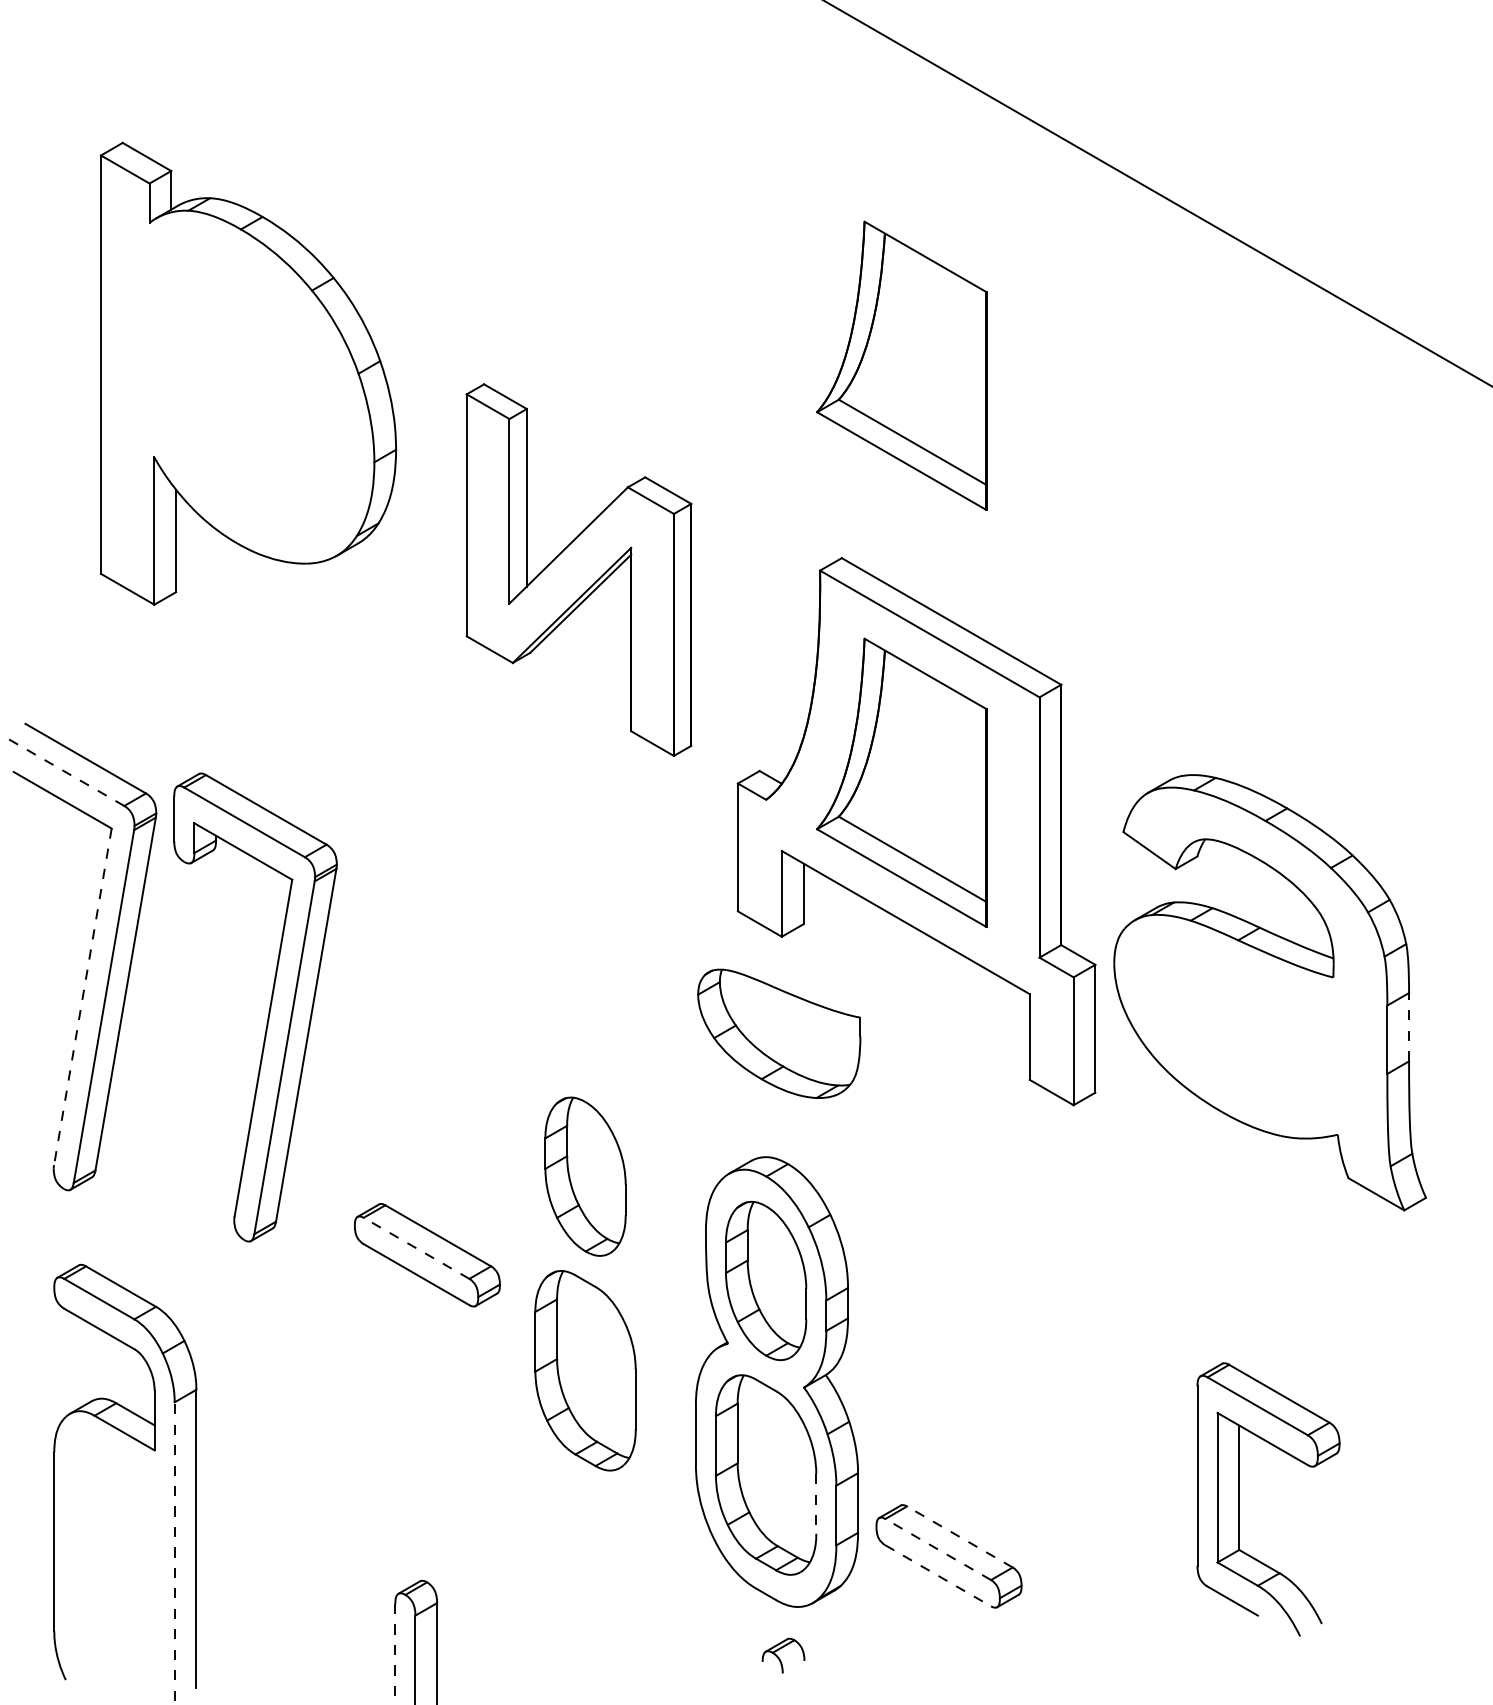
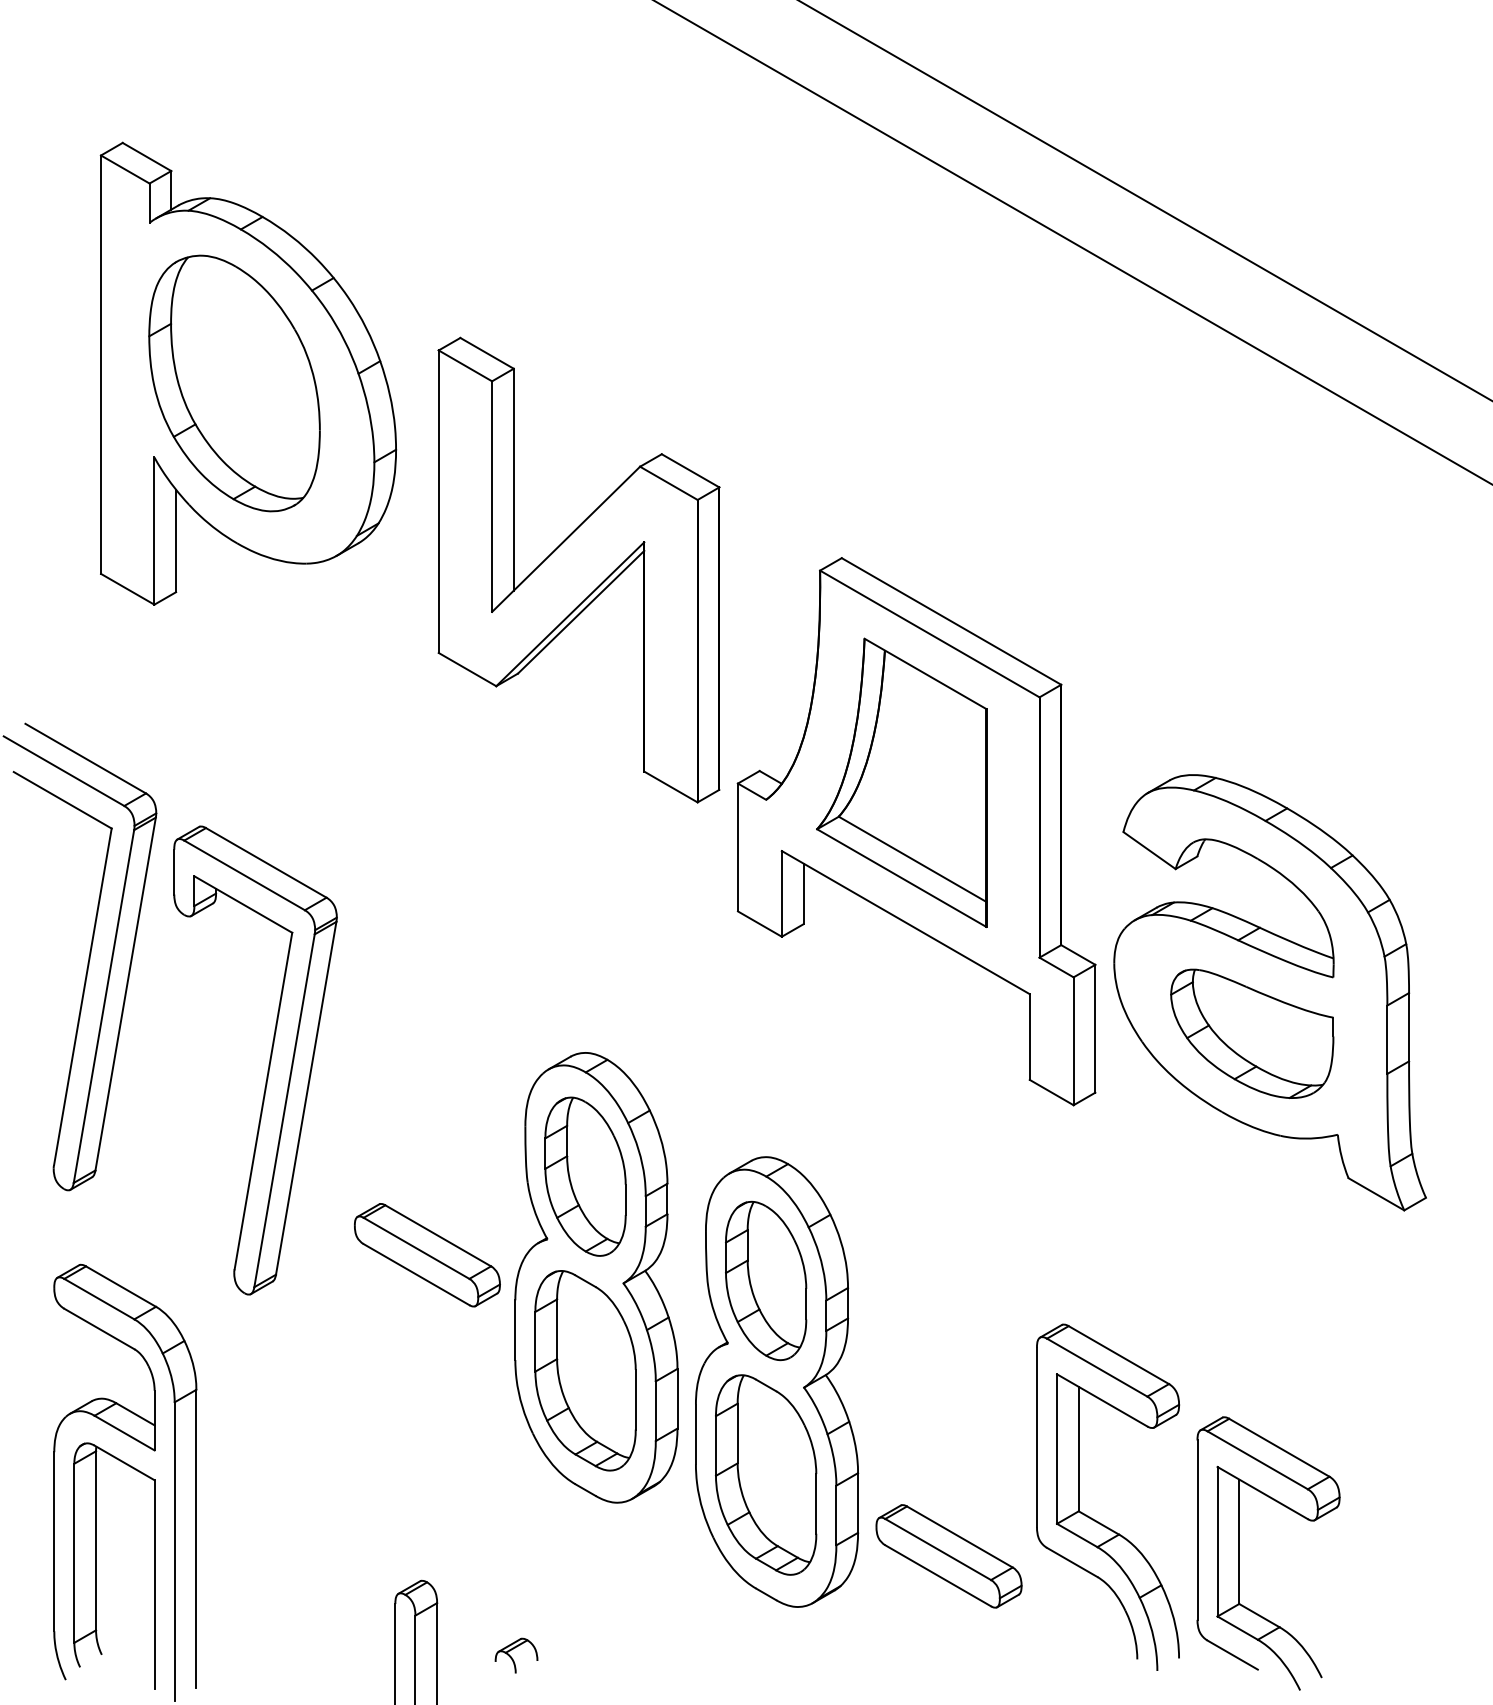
line position: (1157, 193) -> (1145, 200) (1145, 200)
line: none -> present (1073, 242)
part: present -> none (901, 365)
part: none -> present (234, 383)
part size: 228x374 px -> 284x468 px (578, 569)
line: dashed -> solid (64, 771)
line: dashed -> solid (82, 996)
part position: (268, 1011) -> (268, 1064) (268, 1064)
line: dashed -> solid (1409, 1026)
part position: (779, 1033) -> (1252, 1033) (1252, 1033)
line: dashed -> solid (416, 1248)
part: none -> present (596, 1277)
part position: (1239, 1499) -> (1239, 1553) (1239, 1553)
line: dashed -> solid (816, 1503)
part: none -> present (1095, 1519)
line: dashed -> solid (959, 1536)
line: dashed -> solid (937, 1549)
line: dashed -> solid (174, 1551)
part: none -> present (96, 1565)
line: dashed -> solid (938, 1576)
line: dashed -> solid (395, 1655)
part position: (783, 1655) -> (516, 1655) (516, 1655)
